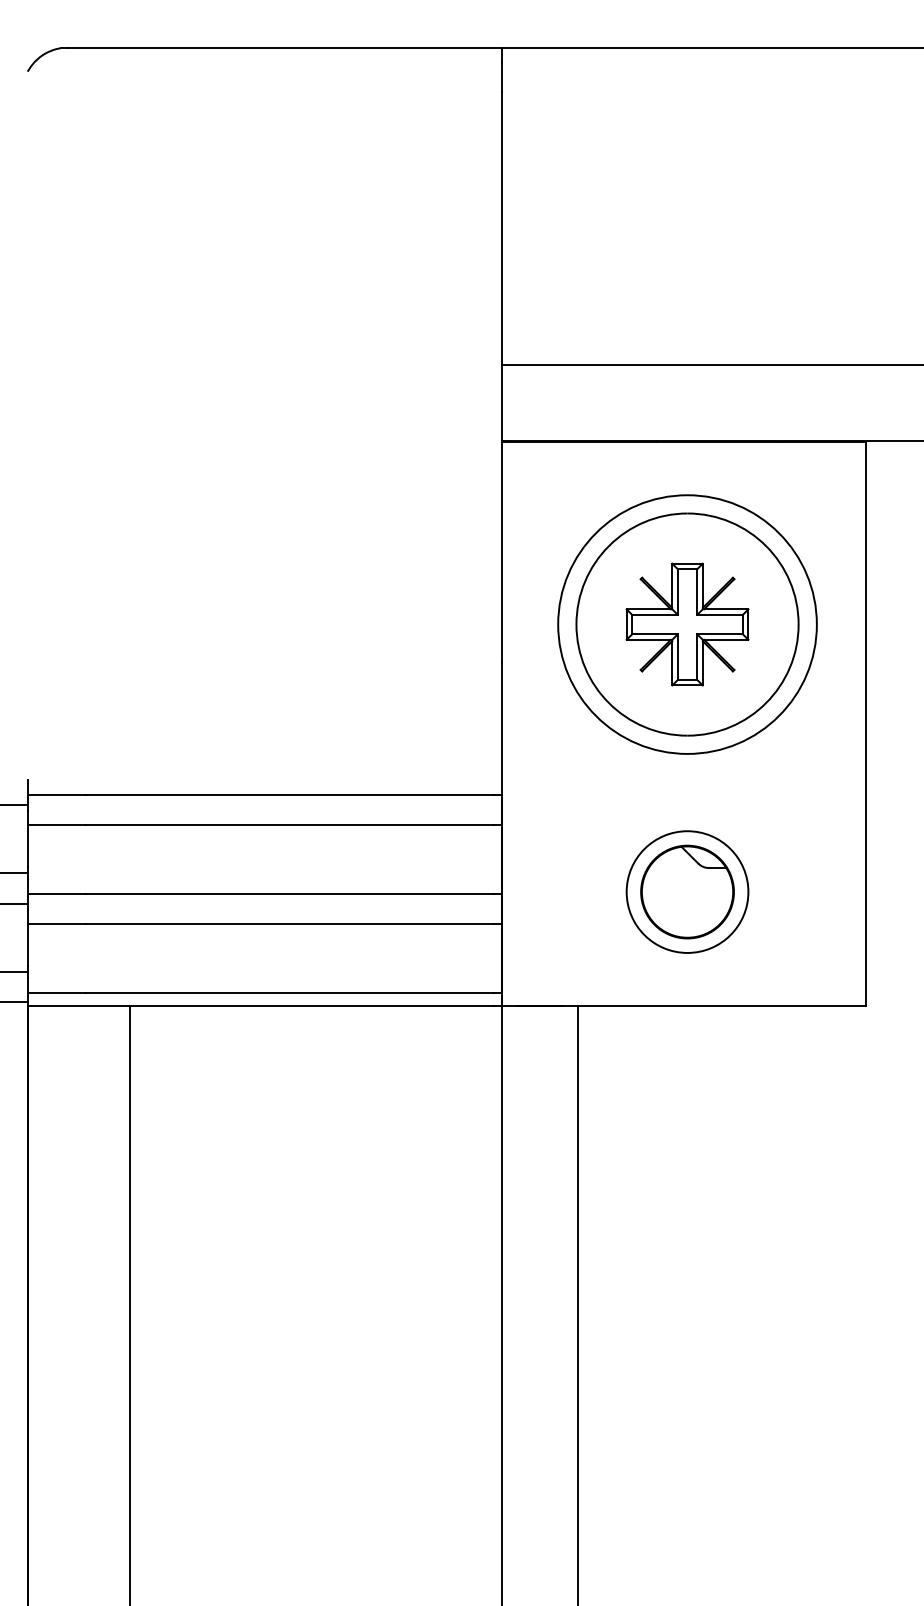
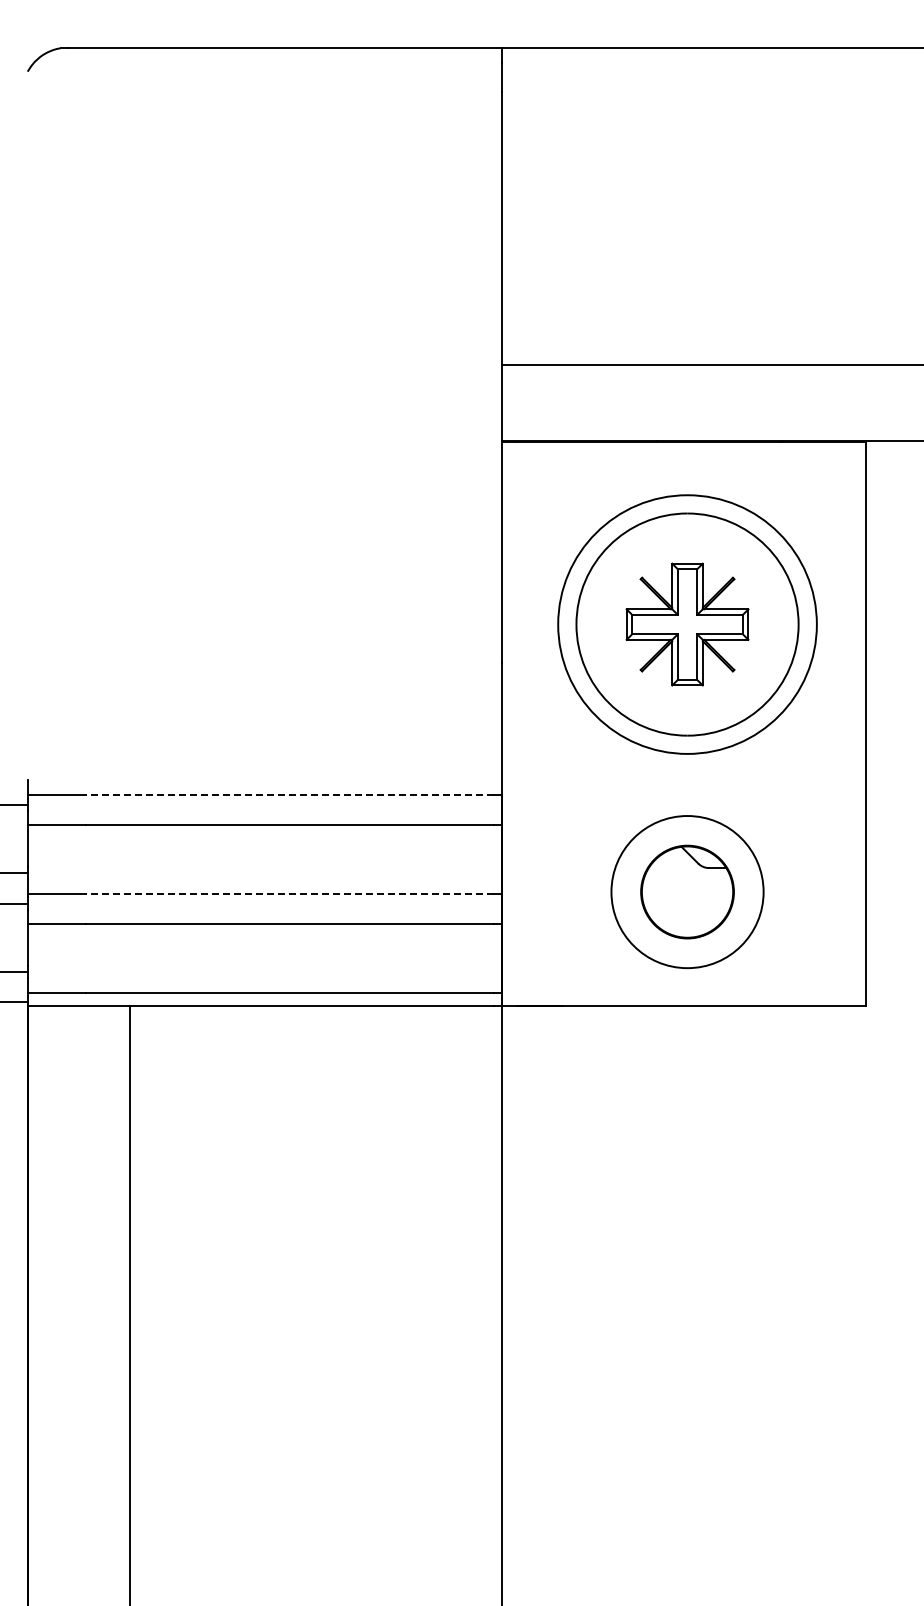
line: solid -> dashed (290, 795)
circle diameter: 122 px -> 152 px (687, 892)
line: solid -> dashed (290, 893)
line: present -> none (577, 1304)
